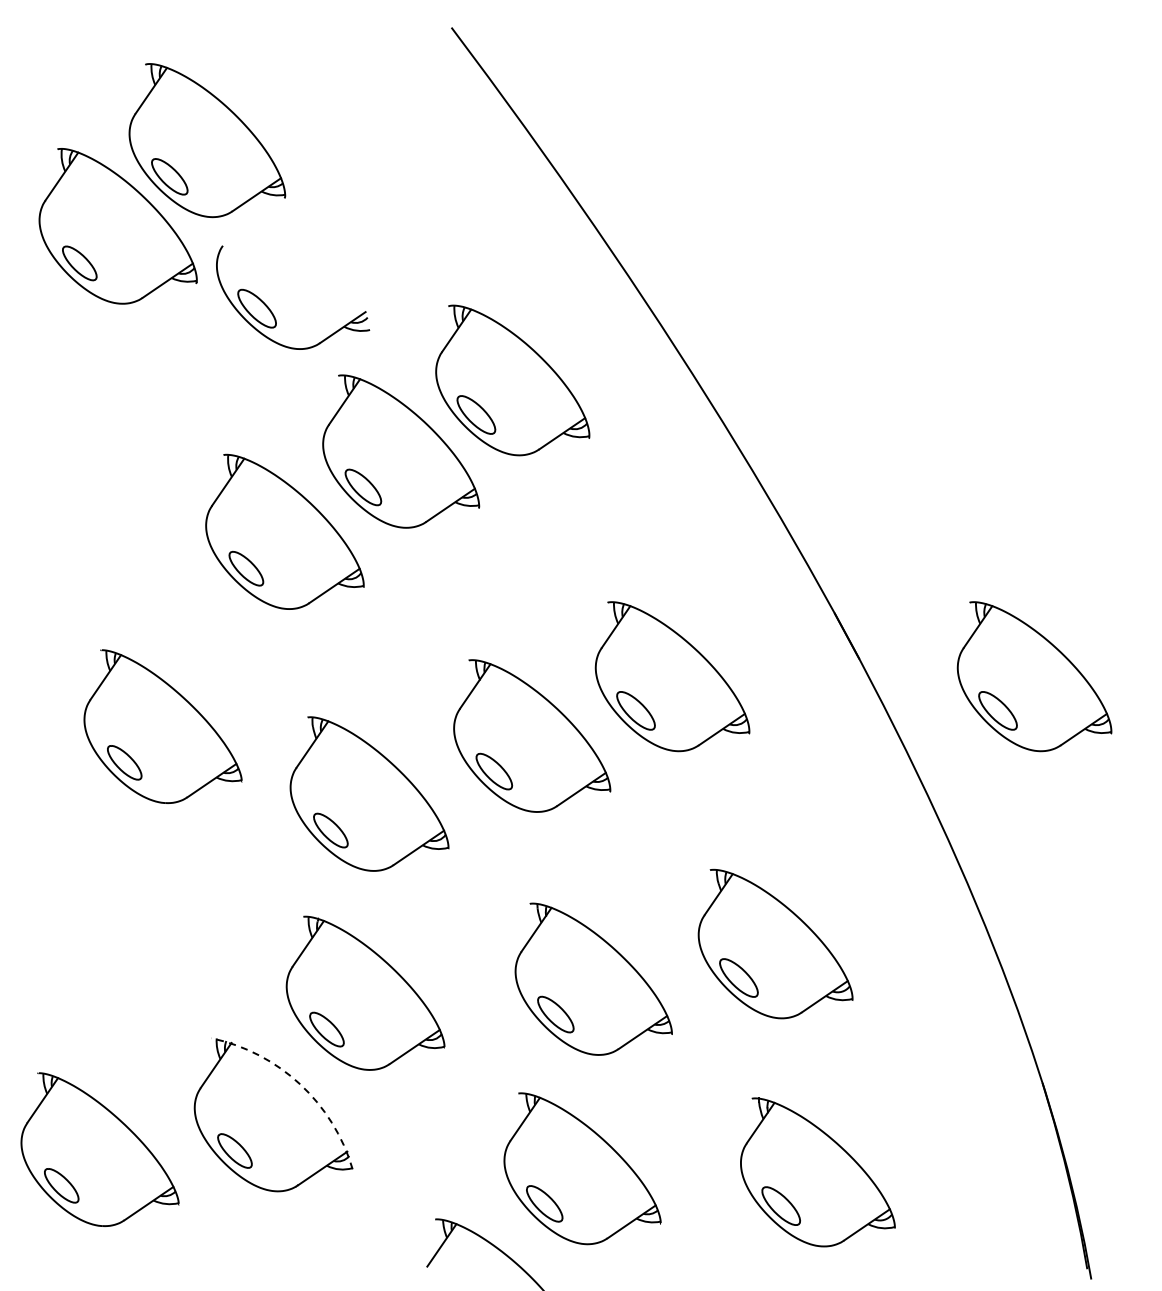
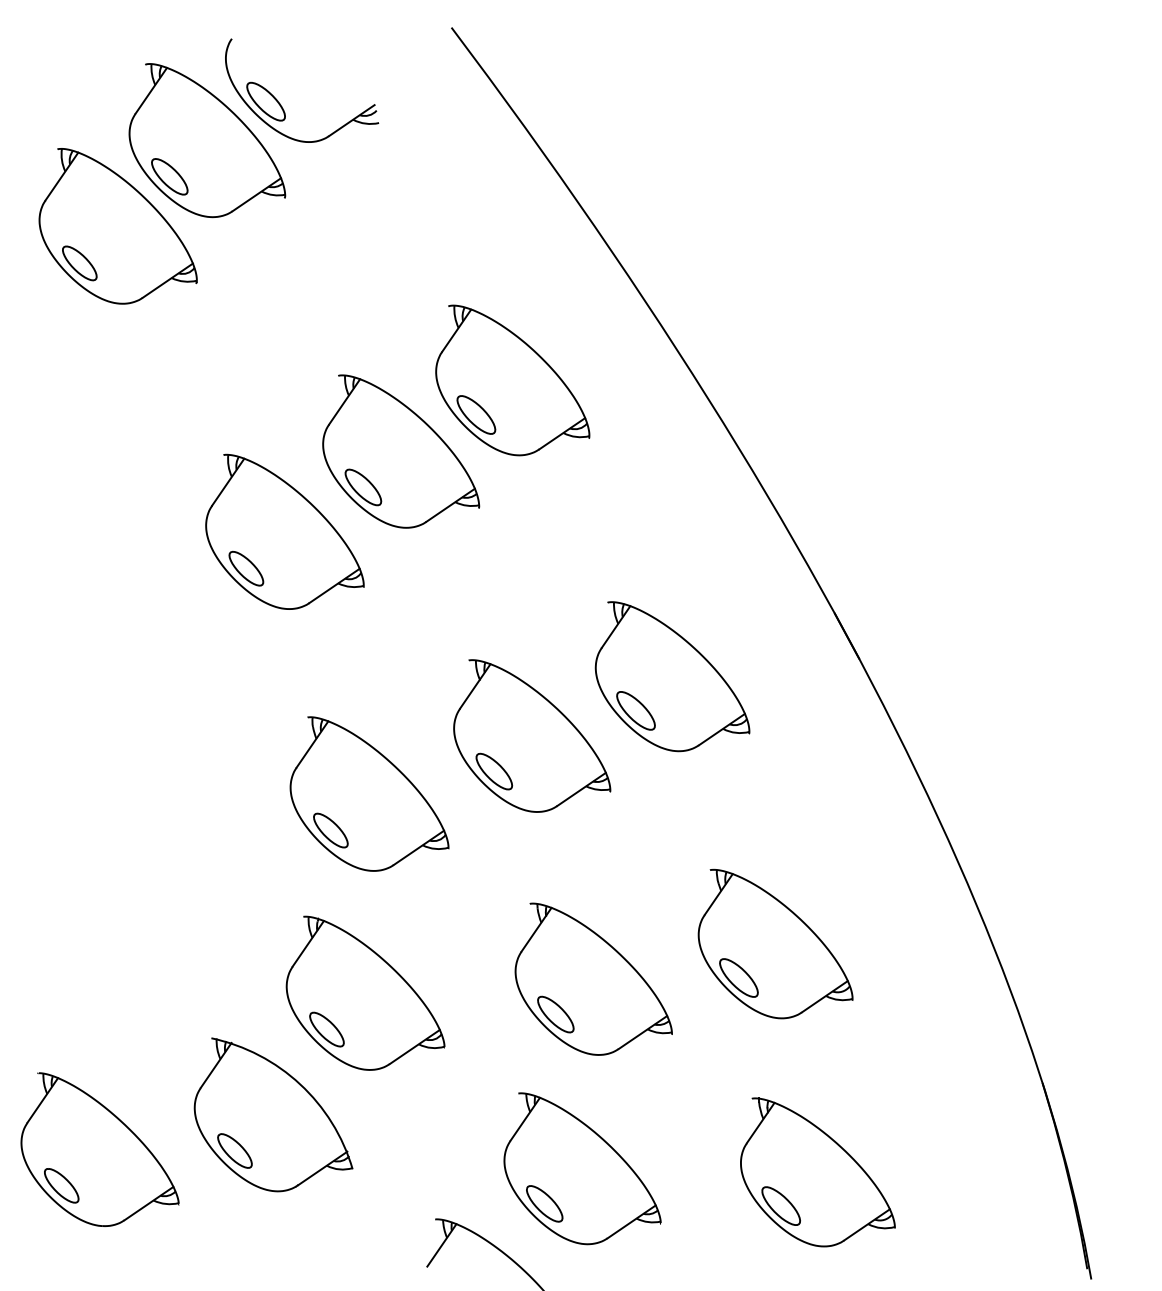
part position: (271, 310) -> (280, 103) (280, 103)
part: present -> none (1034, 676)
part: present -> none (162, 726)
arc: dashed -> solid (300, 1084)
